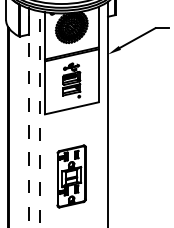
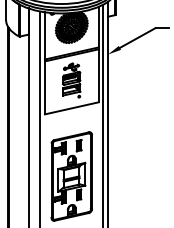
line: none -> present (103, 114)
line: dashed -> solid (28, 117)
line: dashed -> solid (40, 119)
part size: 31x65 px -> 43x91 px (71, 176)
